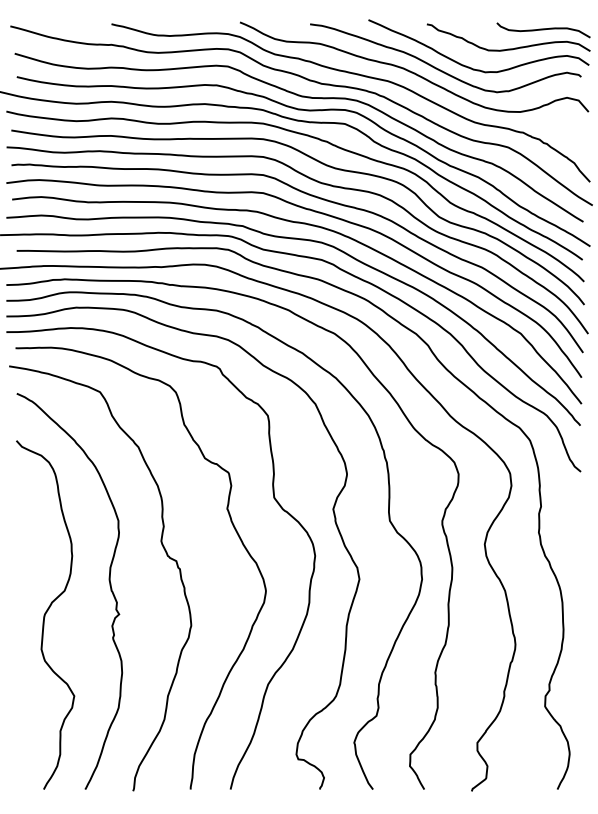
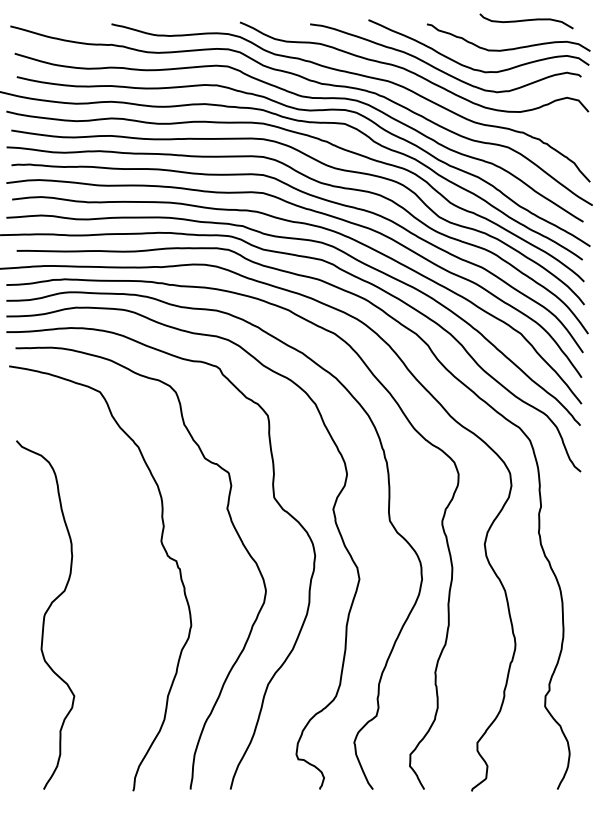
curve position: (543, 30) -> (526, 21) (526, 21)
curve: present -> none (109, 586)
